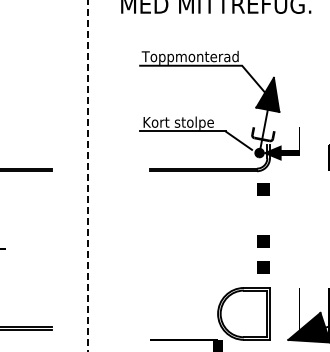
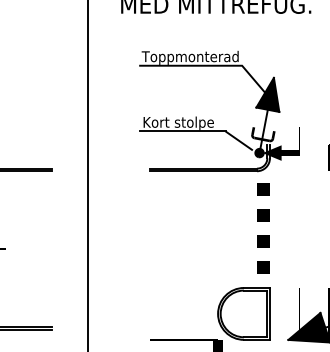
line: dashed -> solid (87, 176)
line: none -> present (263, 215)
